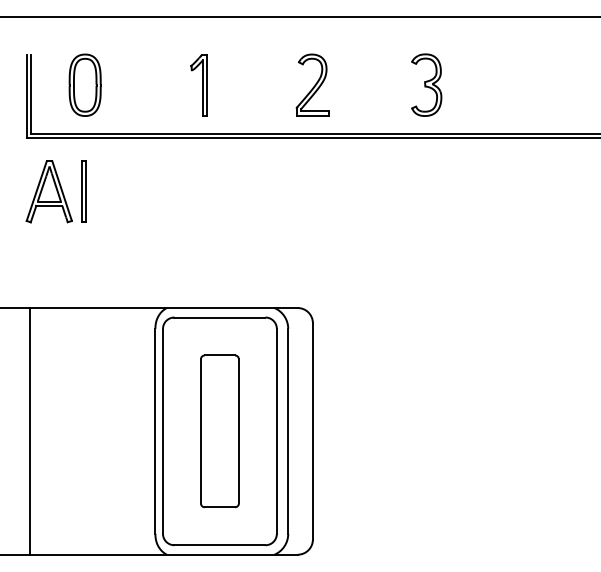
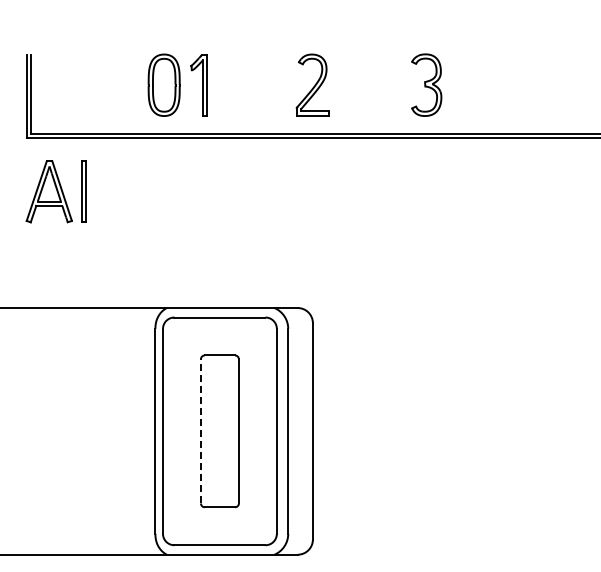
line: present -> none (299, 17)
part position: (84, 84) -> (163, 84) (163, 84)
line: solid -> dashed (200, 430)
line: present -> none (30, 431)
